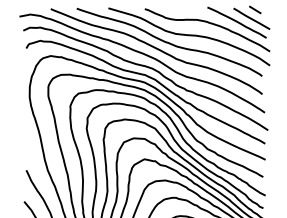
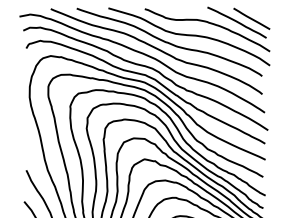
line: present -> none (255, 9)
